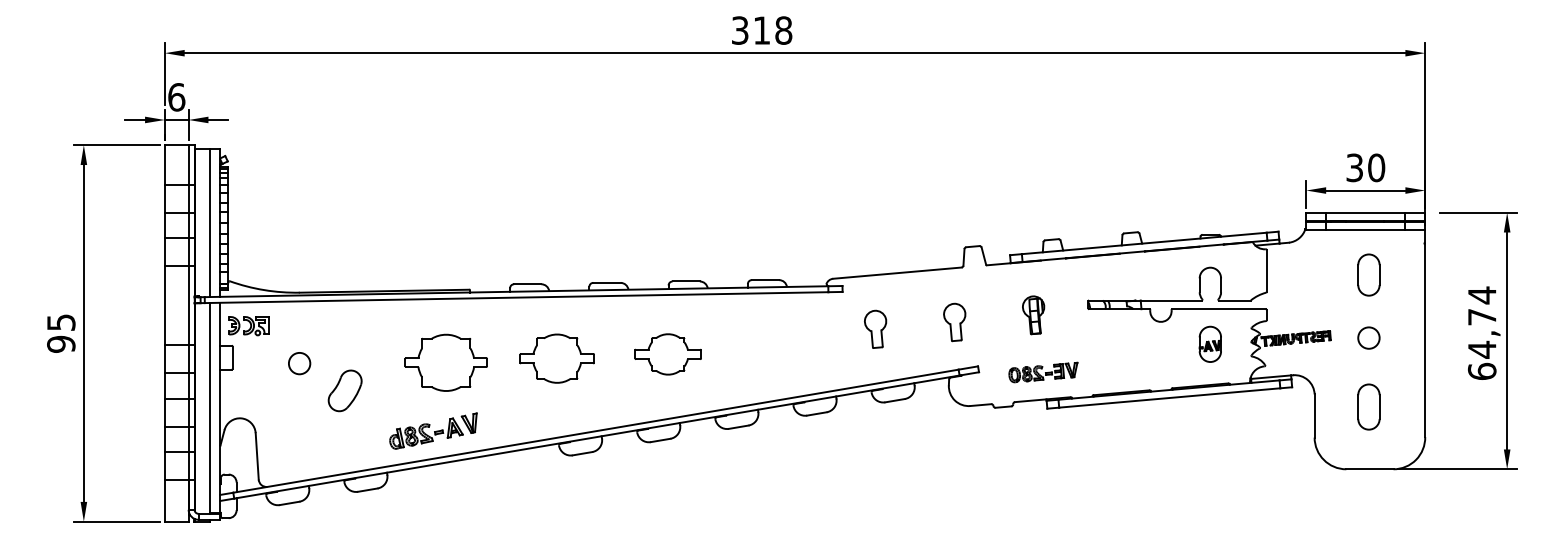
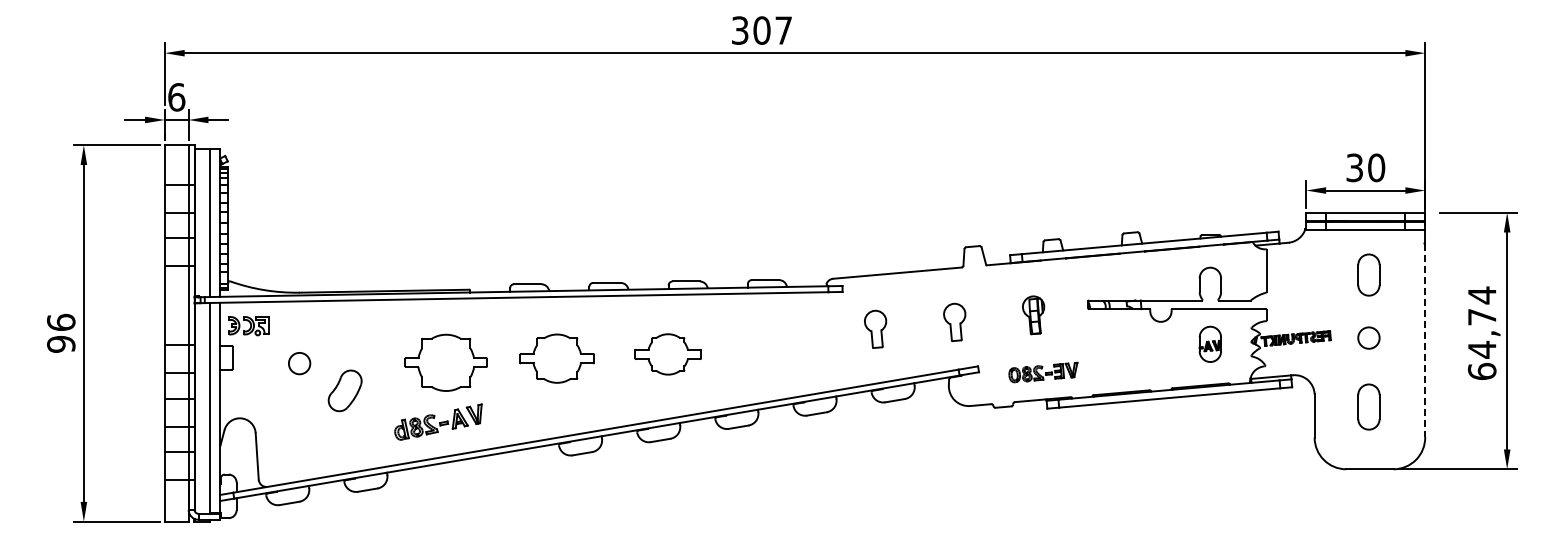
text: 318 -> 307 (772, 30)
text: 95 -> 96 (61, 321)
line: solid -> dashed (1425, 341)
part position: (433, 430) -> (438, 421) (438, 421)
